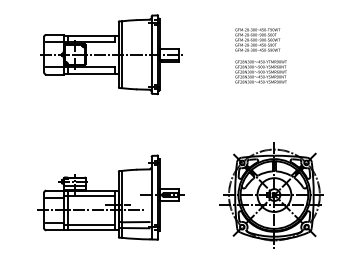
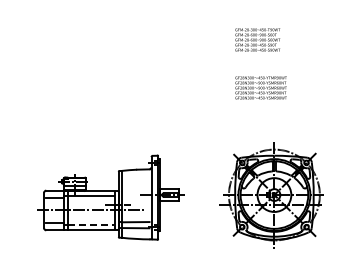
part: present -> none (111, 54)
text position: (260, 71) -> (260, 87) (260, 87)
line: solid -> dashed (91, 225)
